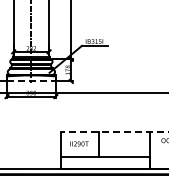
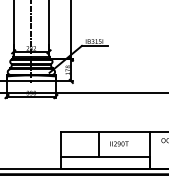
line: dashed -> solid (31, 81)
line: dashed -> solid (114, 131)
text position: (79, 143) -> (119, 143) (119, 143)
